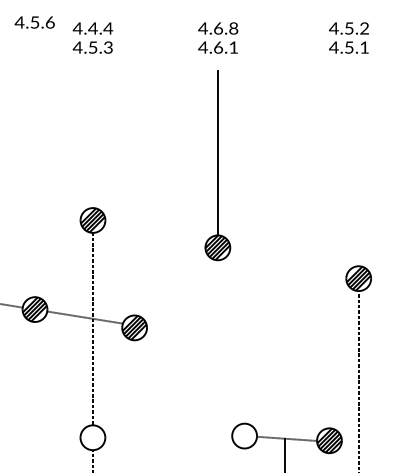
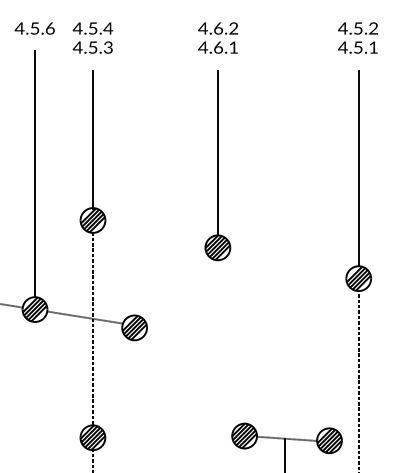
text position: (34, 22) -> (34, 28) (34, 28)
text: 4.4.4 -> 4.5.4 (92, 28)
text: 4.6.8 -> 4.6.2 (233, 28)
text position: (348, 37) -> (357, 37) (357, 37)
line: none -> present (92, 139)
line: none -> present (358, 168)
line: none -> present (34, 174)
hatch: none -> present (244, 435)
hatch: none -> present (92, 437)
